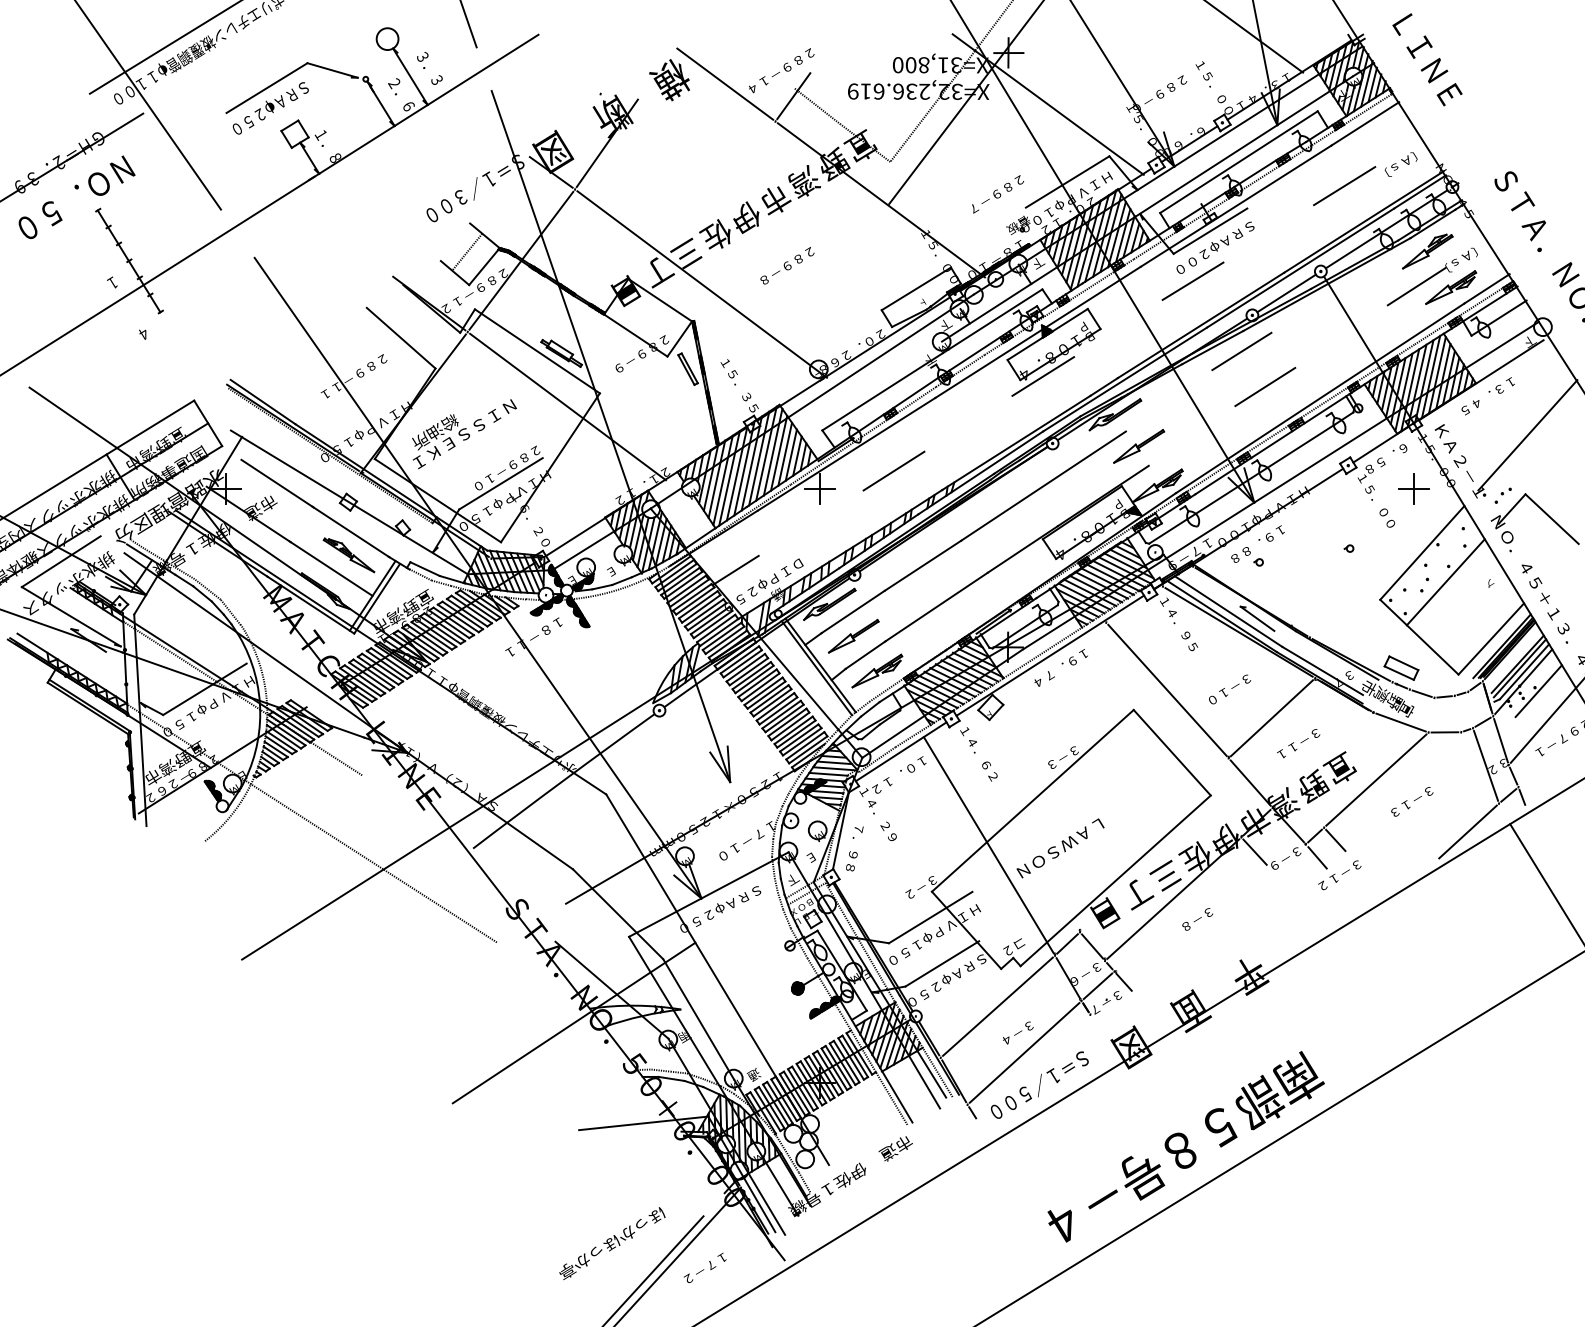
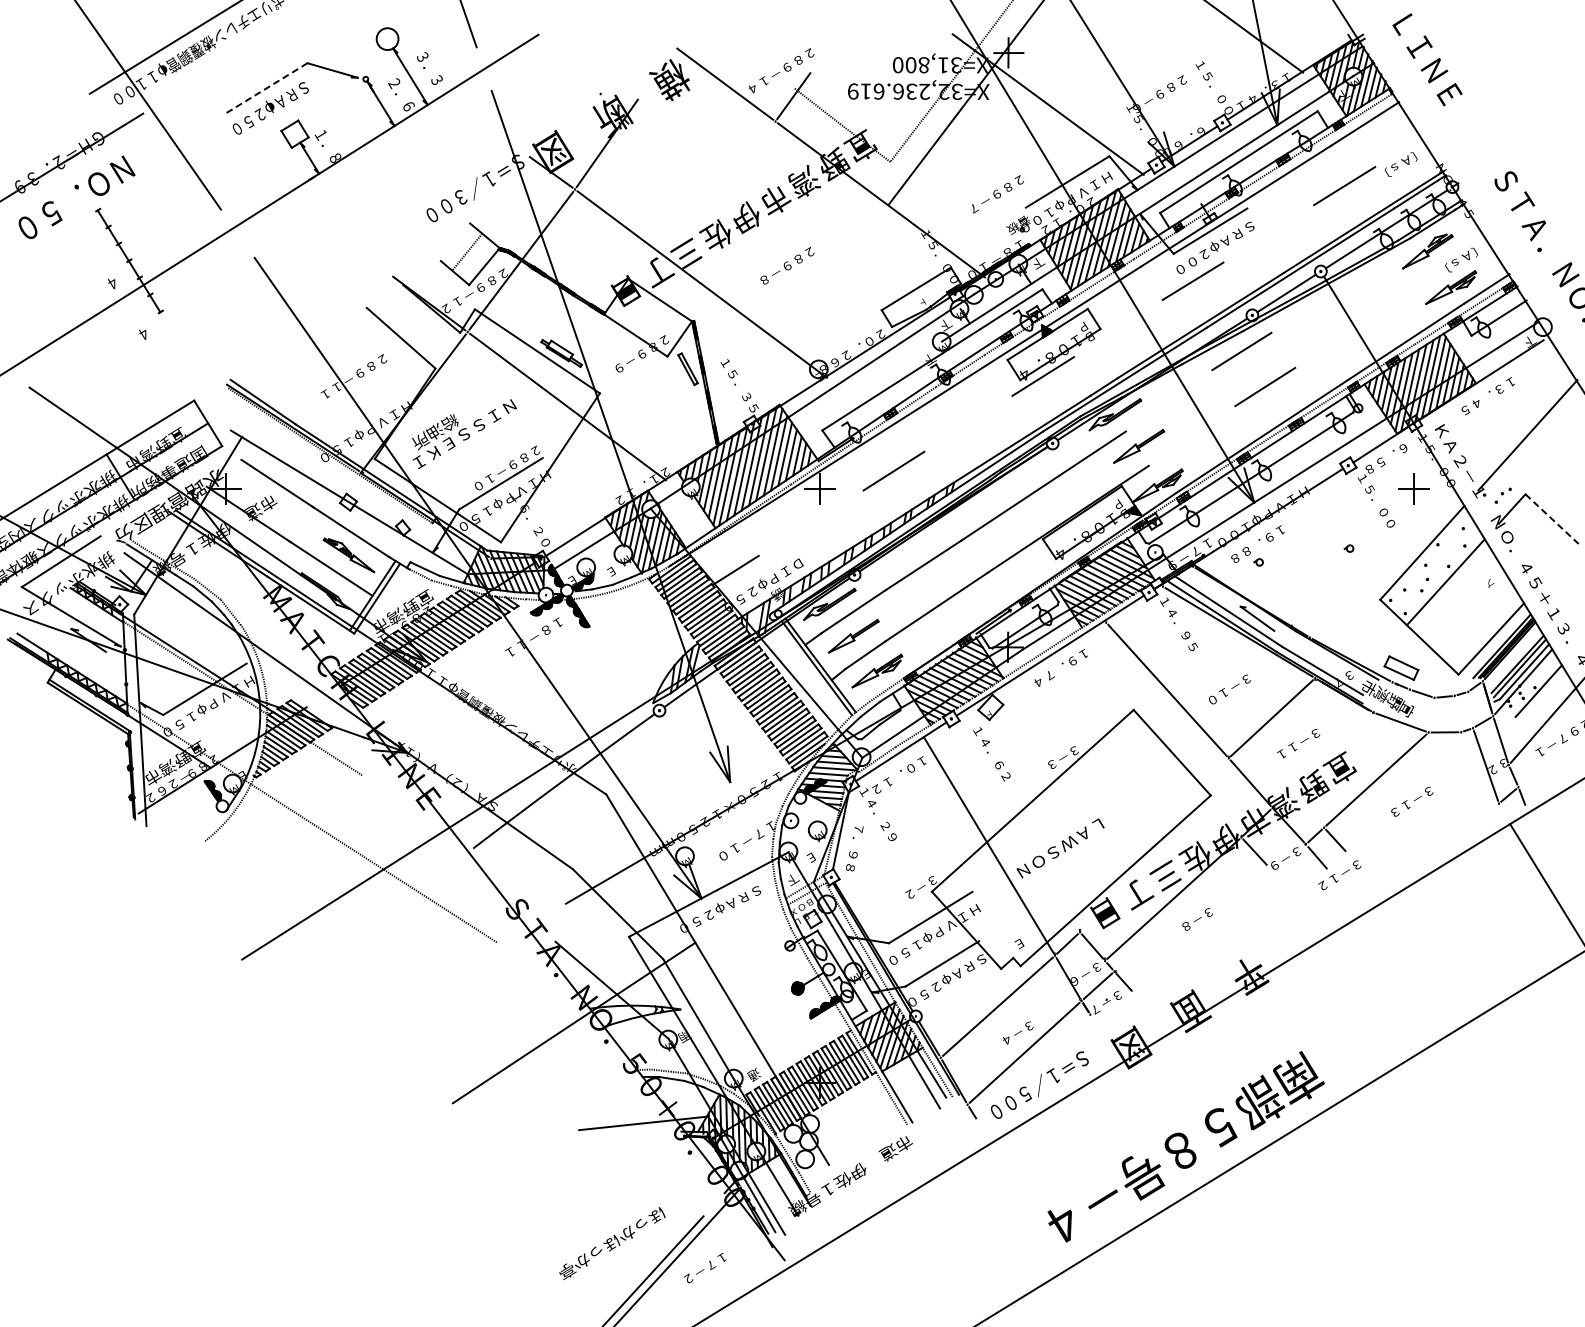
line: solid -> dashed (267, 88)
text: １ -> ４ (112, 282)
line: present -> none (1416, 286)
line: solid -> dashed (1552, 519)
text position: (978, 754) -> (991, 754) (991, 754)
line: present -> none (1467, 831)
text: コ２ -> Ｅ (1014, 946)
